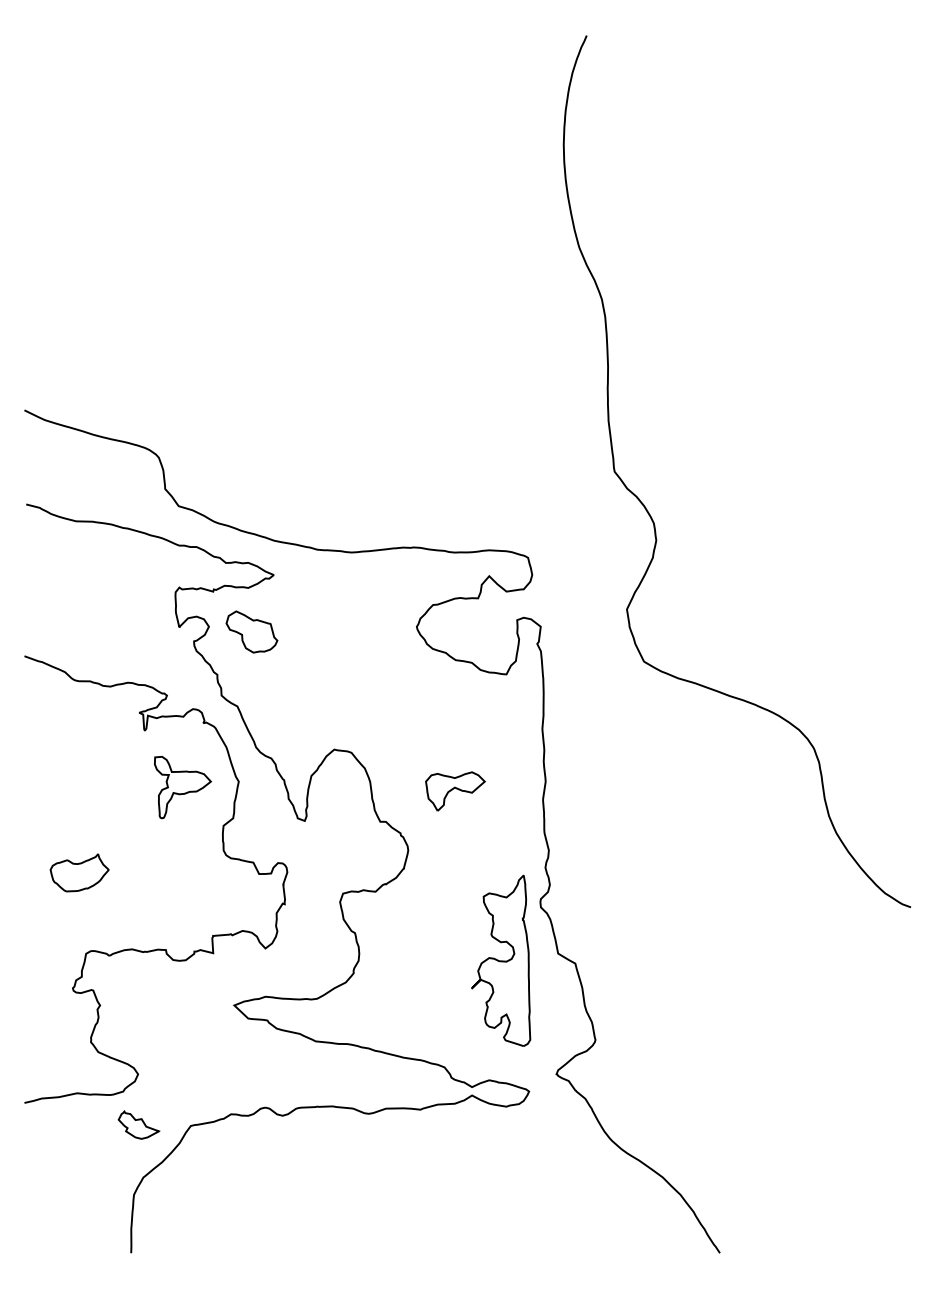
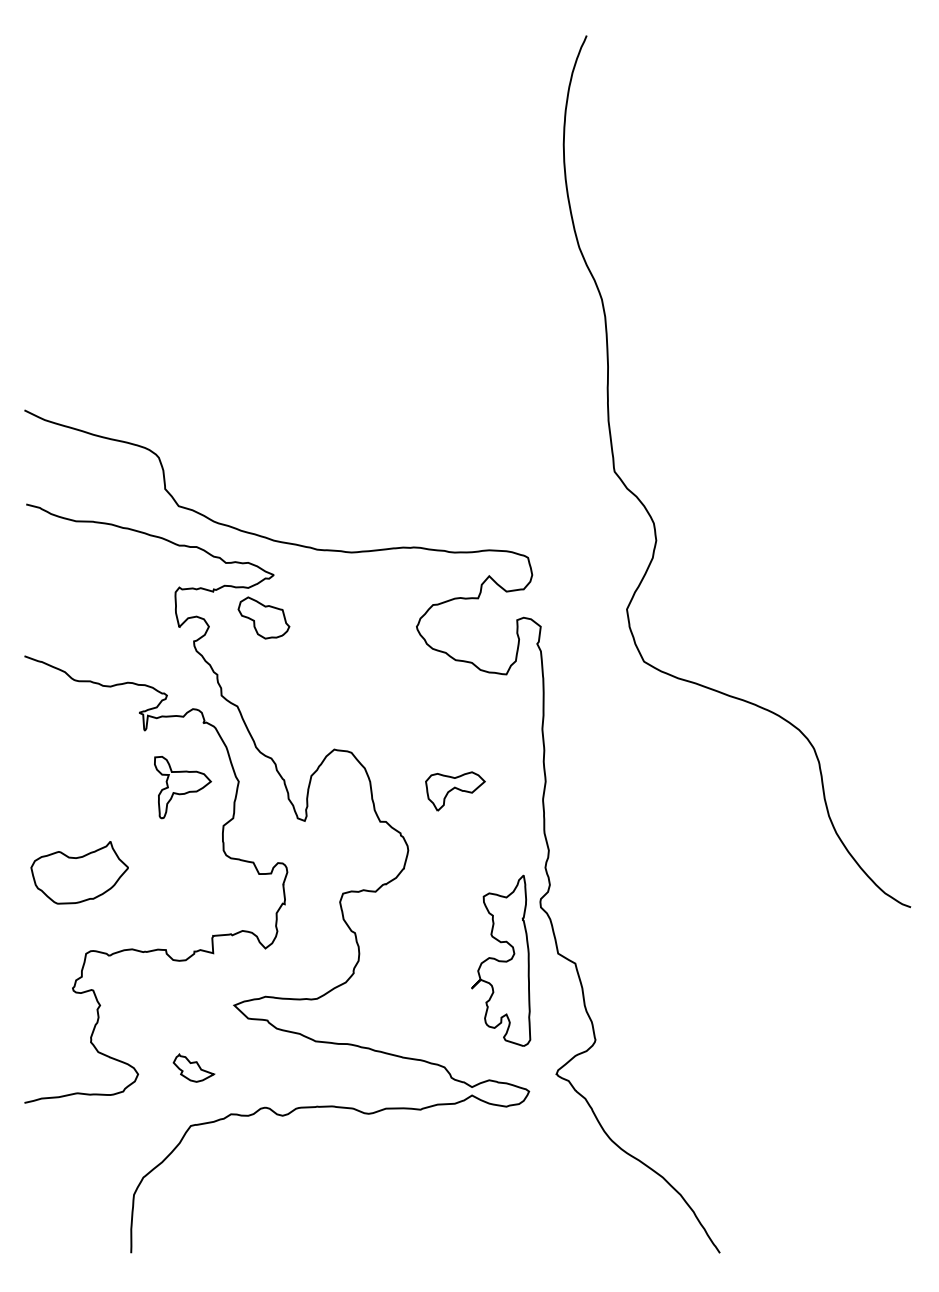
part position: (251, 631) -> (263, 617) (263, 617)
part size: 61x40 px -> 99x64 px (79, 872)
part position: (138, 1124) -> (193, 1067) (193, 1067)
